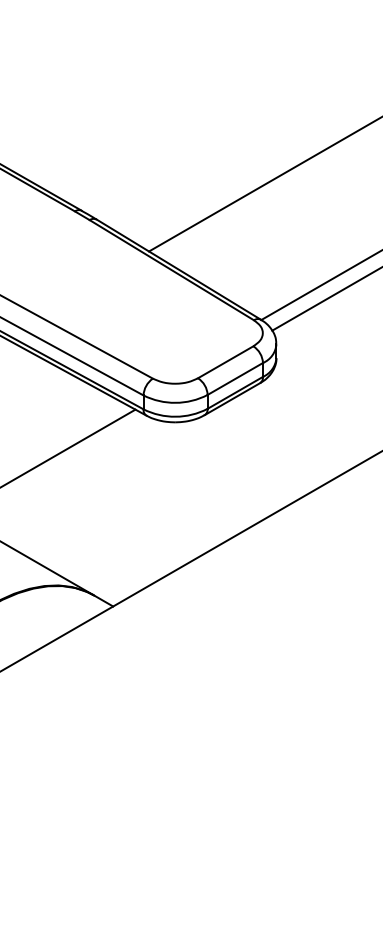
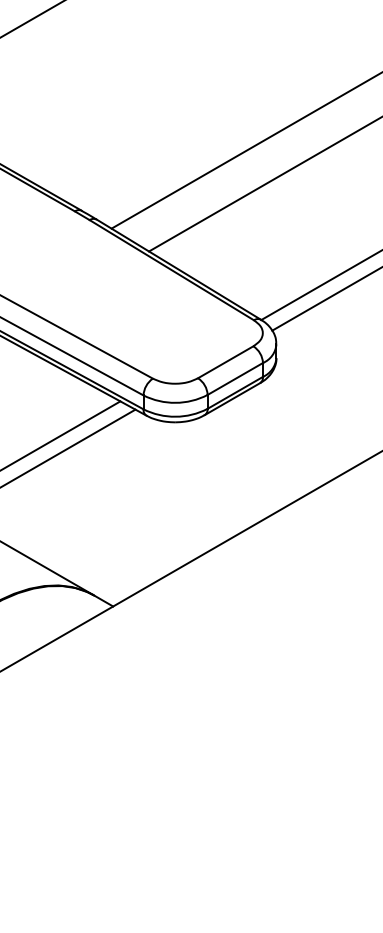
line: none -> present (32, 19)
line: none -> present (245, 151)
line: none -> present (61, 435)
